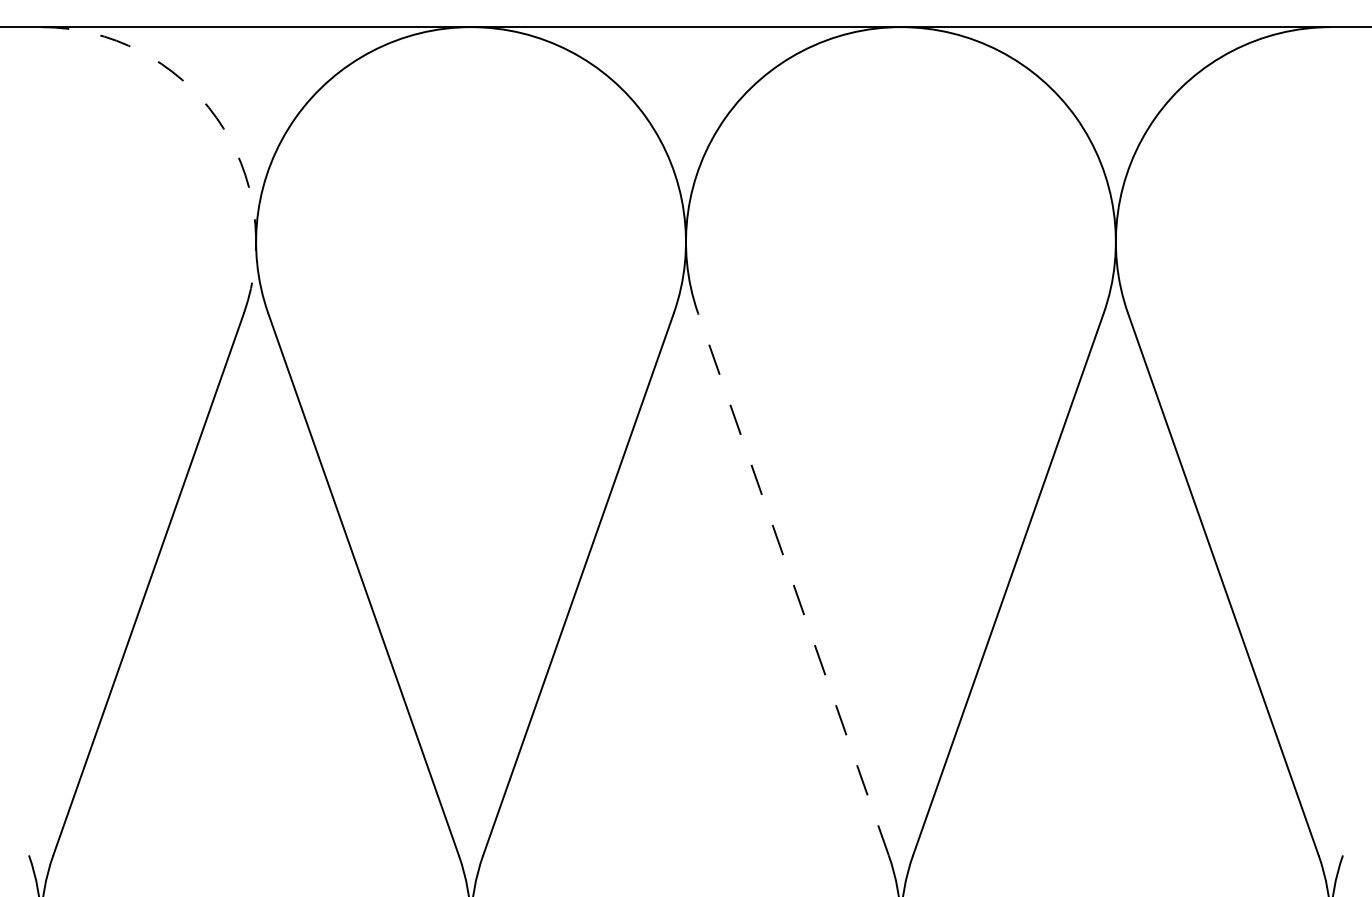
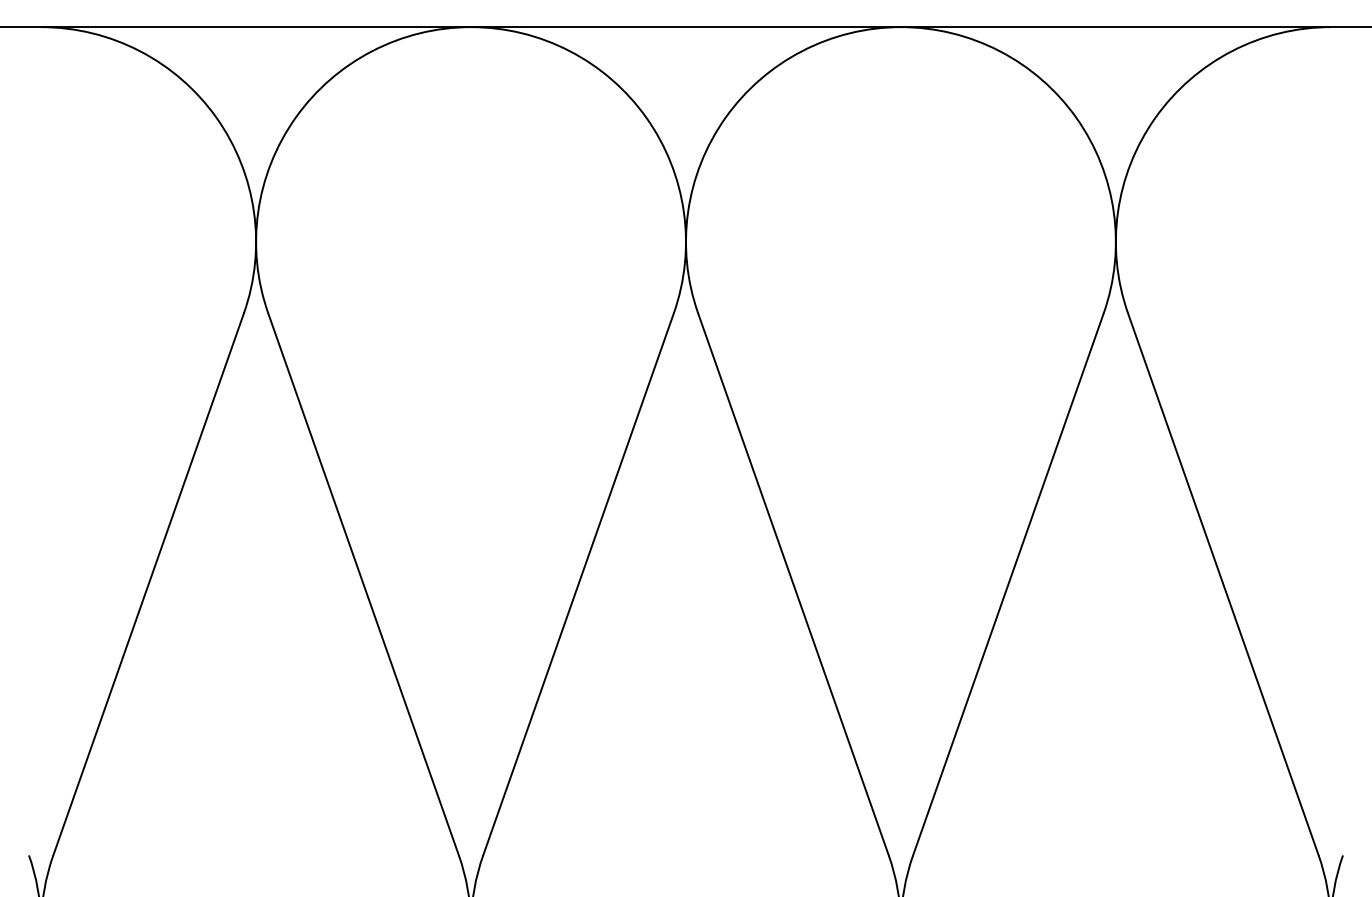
arc: dashed -> solid (216, 117)
line: dashed -> solid (793, 583)
